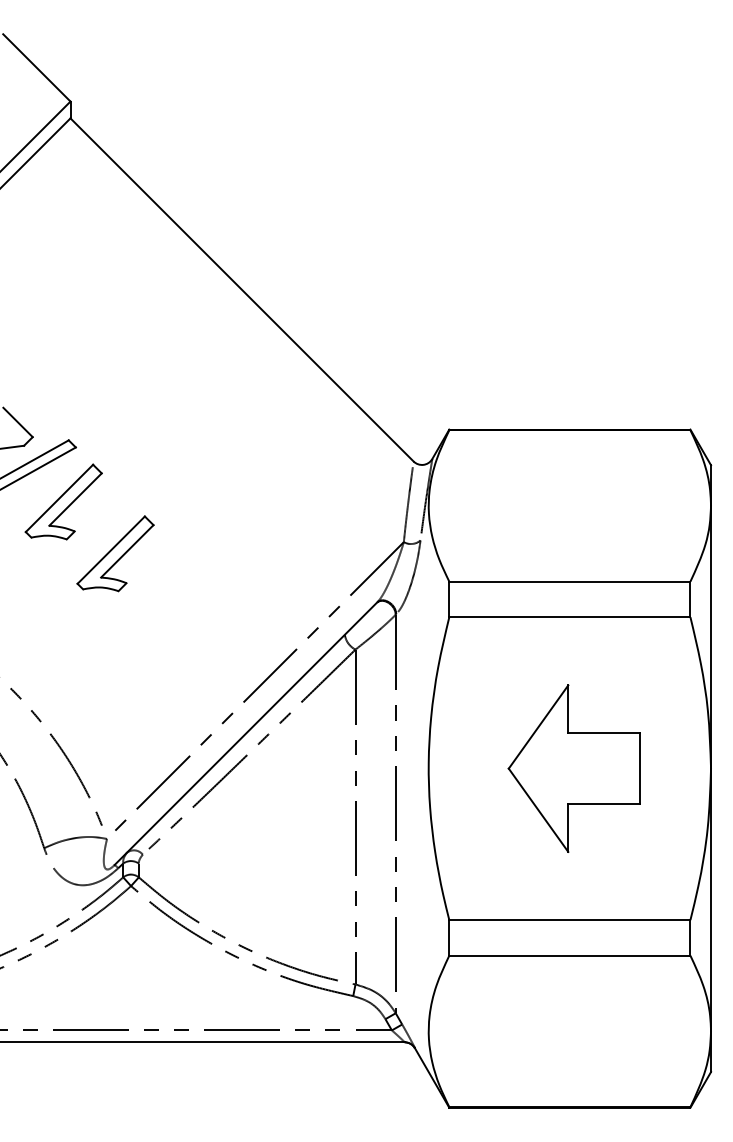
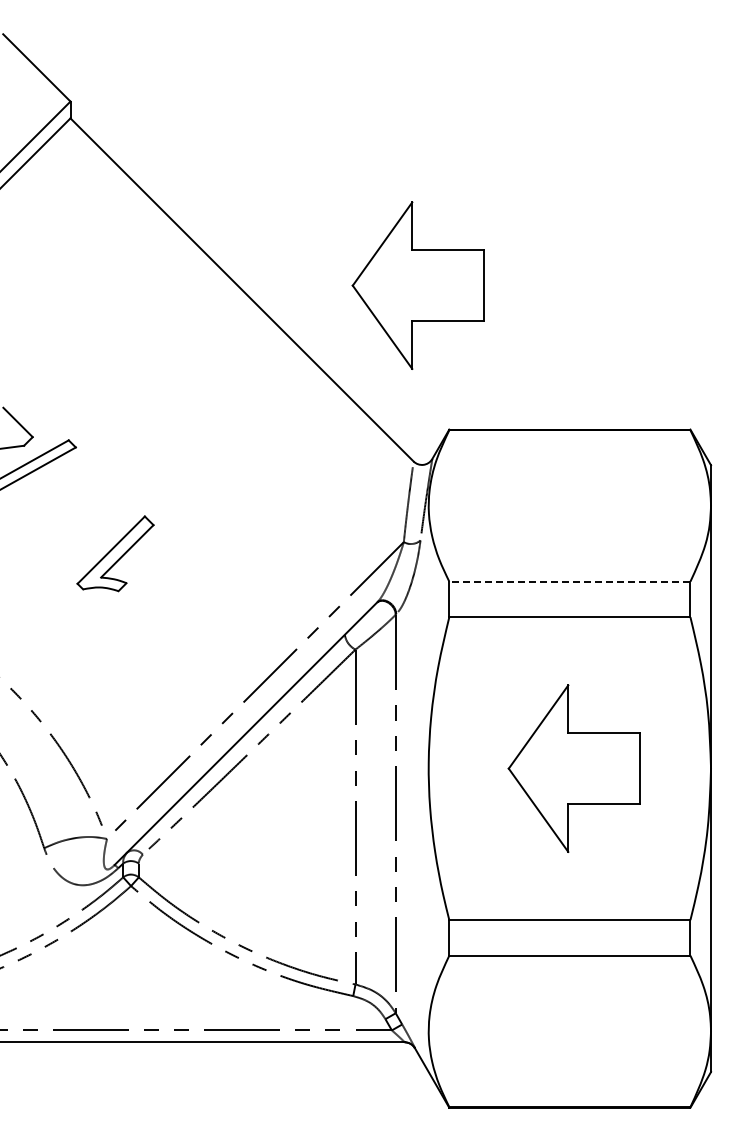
part: none -> present (417, 285)
part: present -> none (63, 501)
line: solid -> dashed (569, 581)
